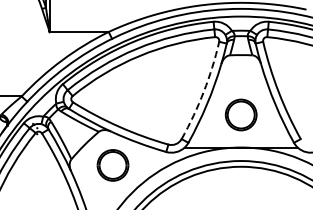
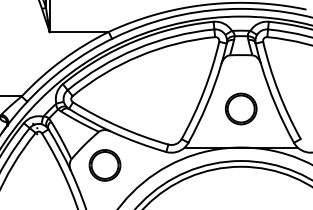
arc: dashed -> solid (203, 91)
part position: (240, 114) -> (240, 108) (240, 108)
part position: (112, 165) -> (104, 165) (104, 165)
